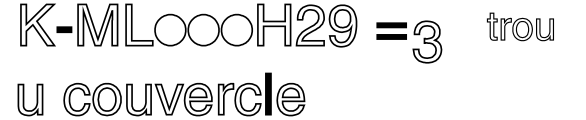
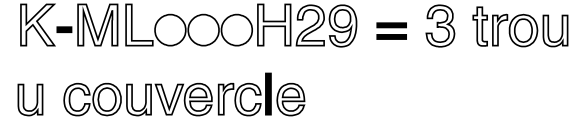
part size: 68x30 px -> 97x42 px (520, 26)
part position: (427, 41) -> (440, 25) (440, 25)
